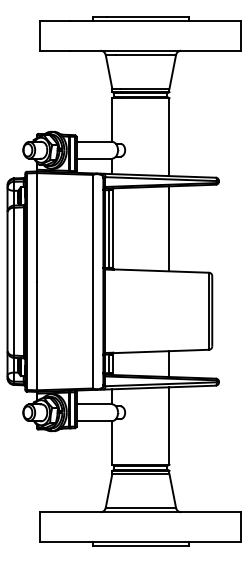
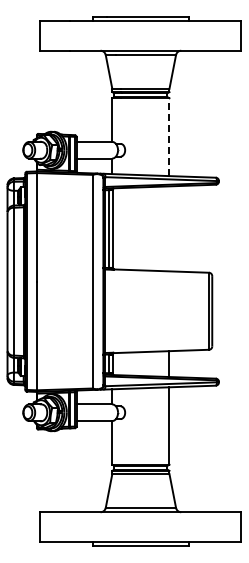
line: solid -> dashed (169, 137)
line: present -> none (169, 228)
